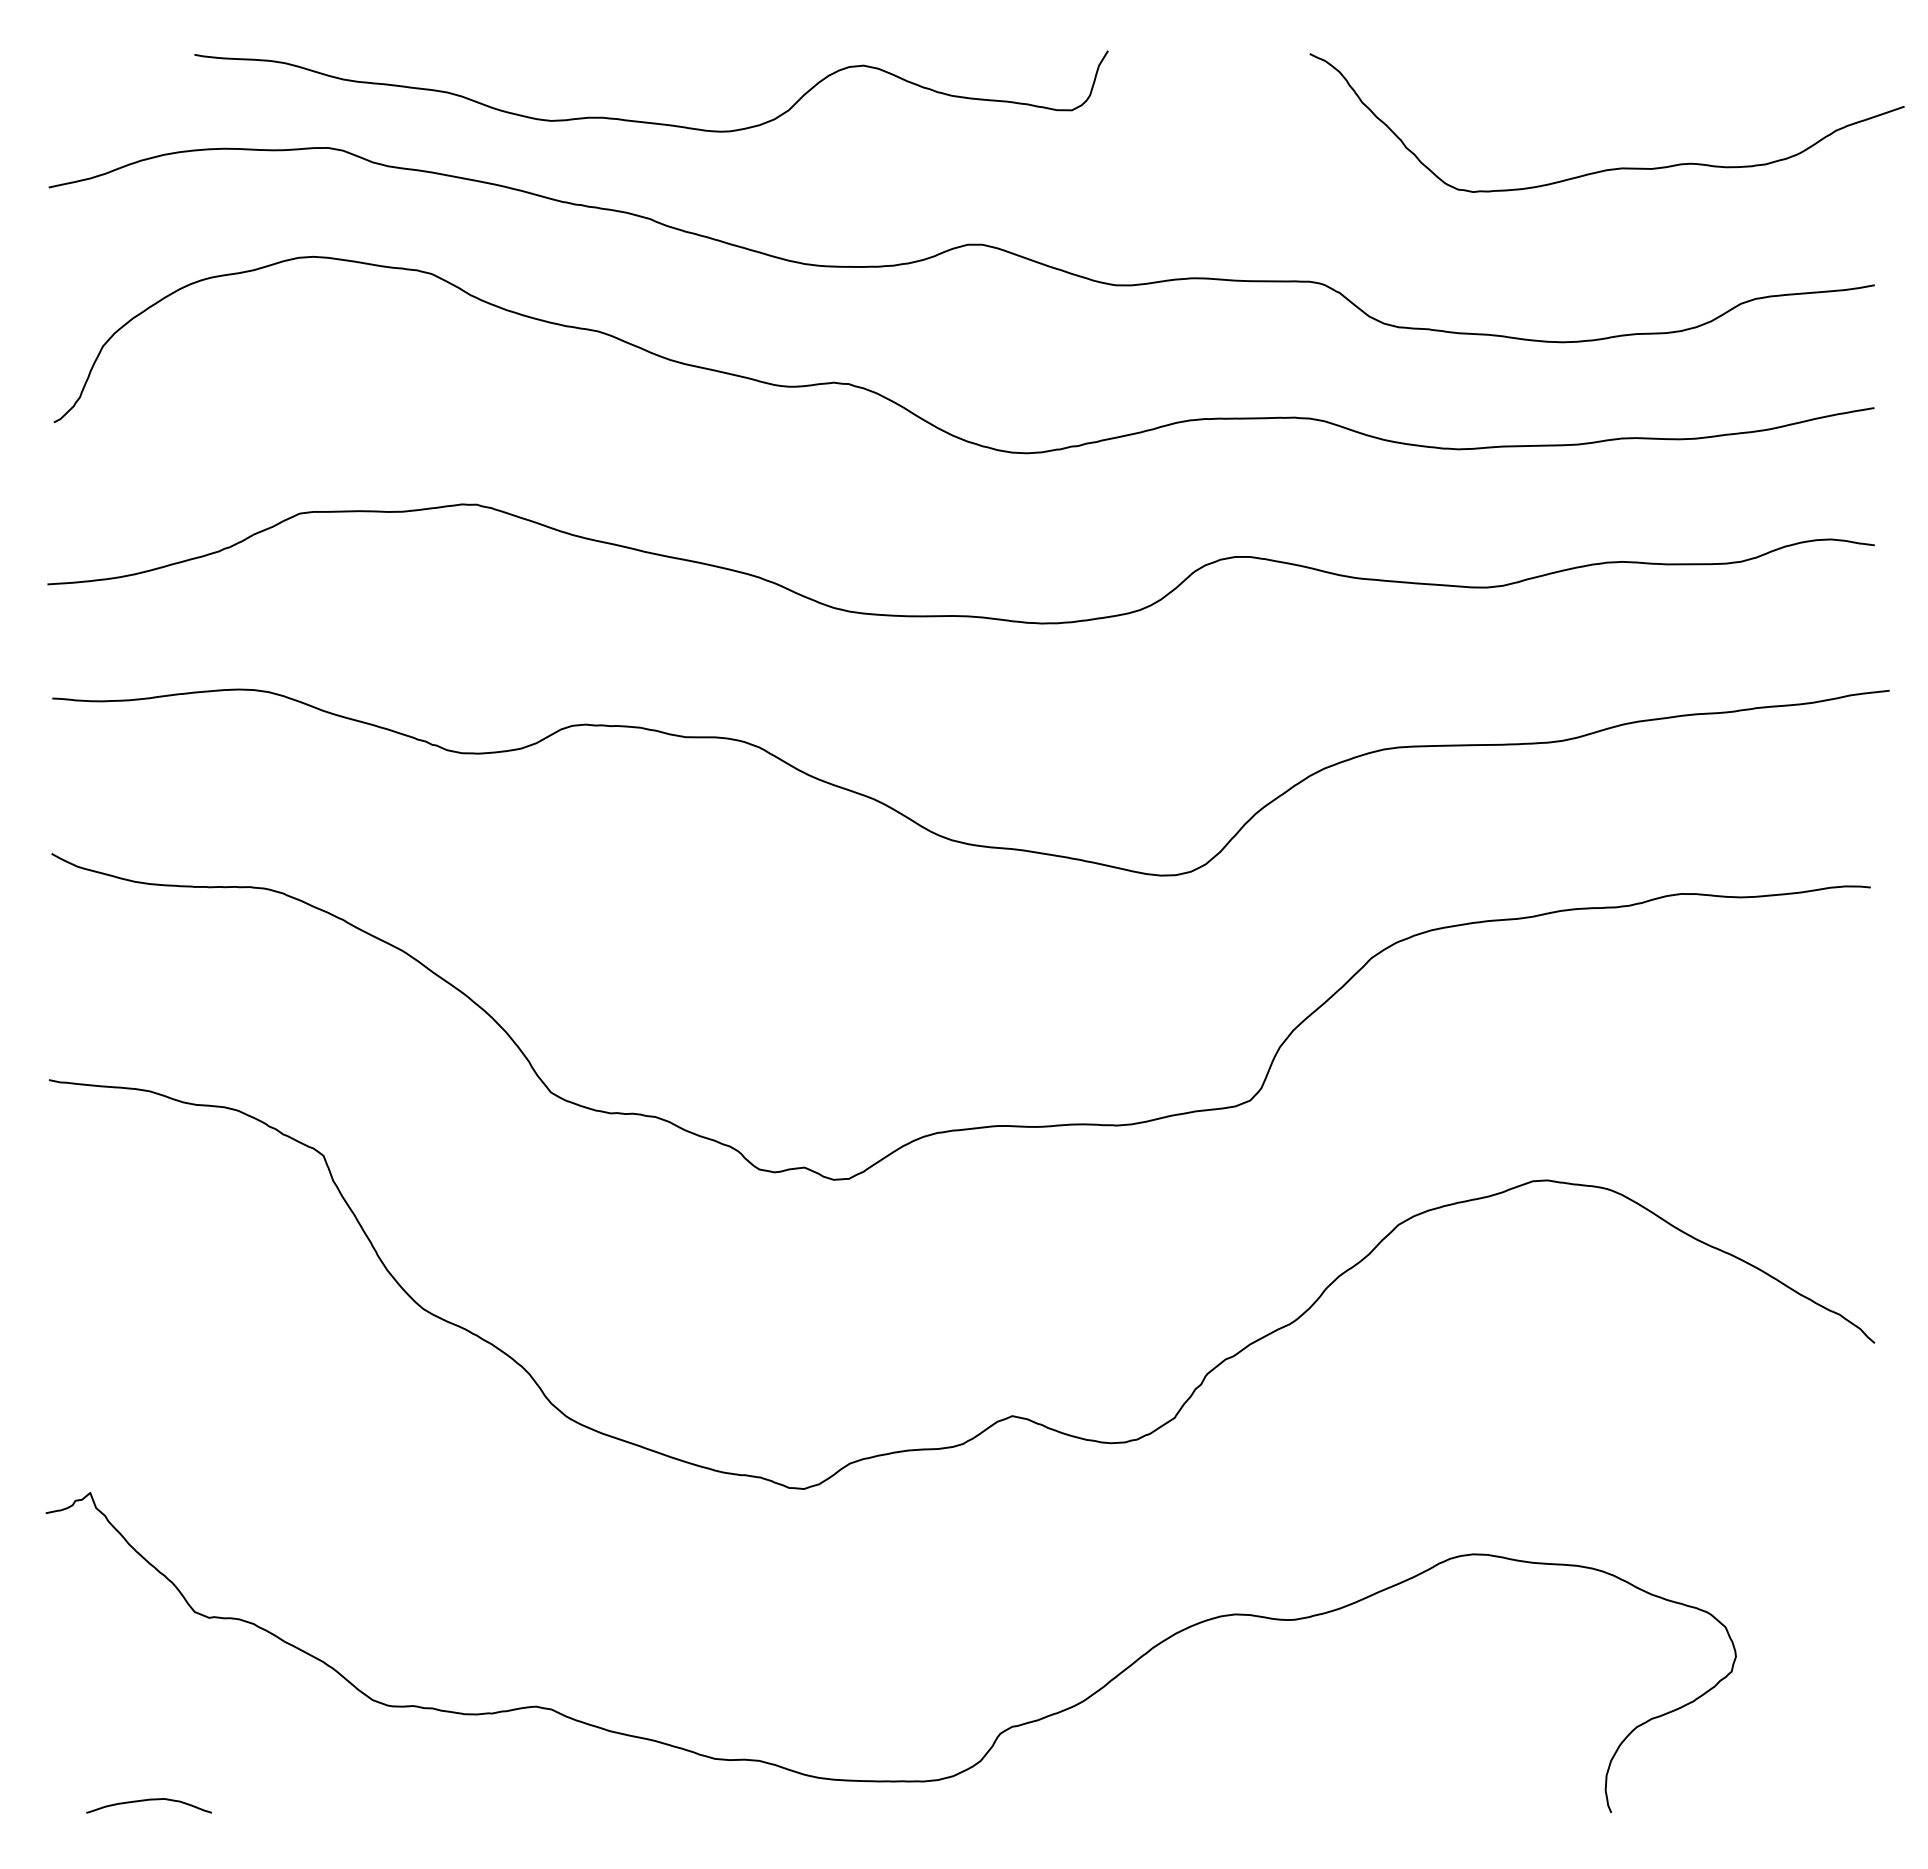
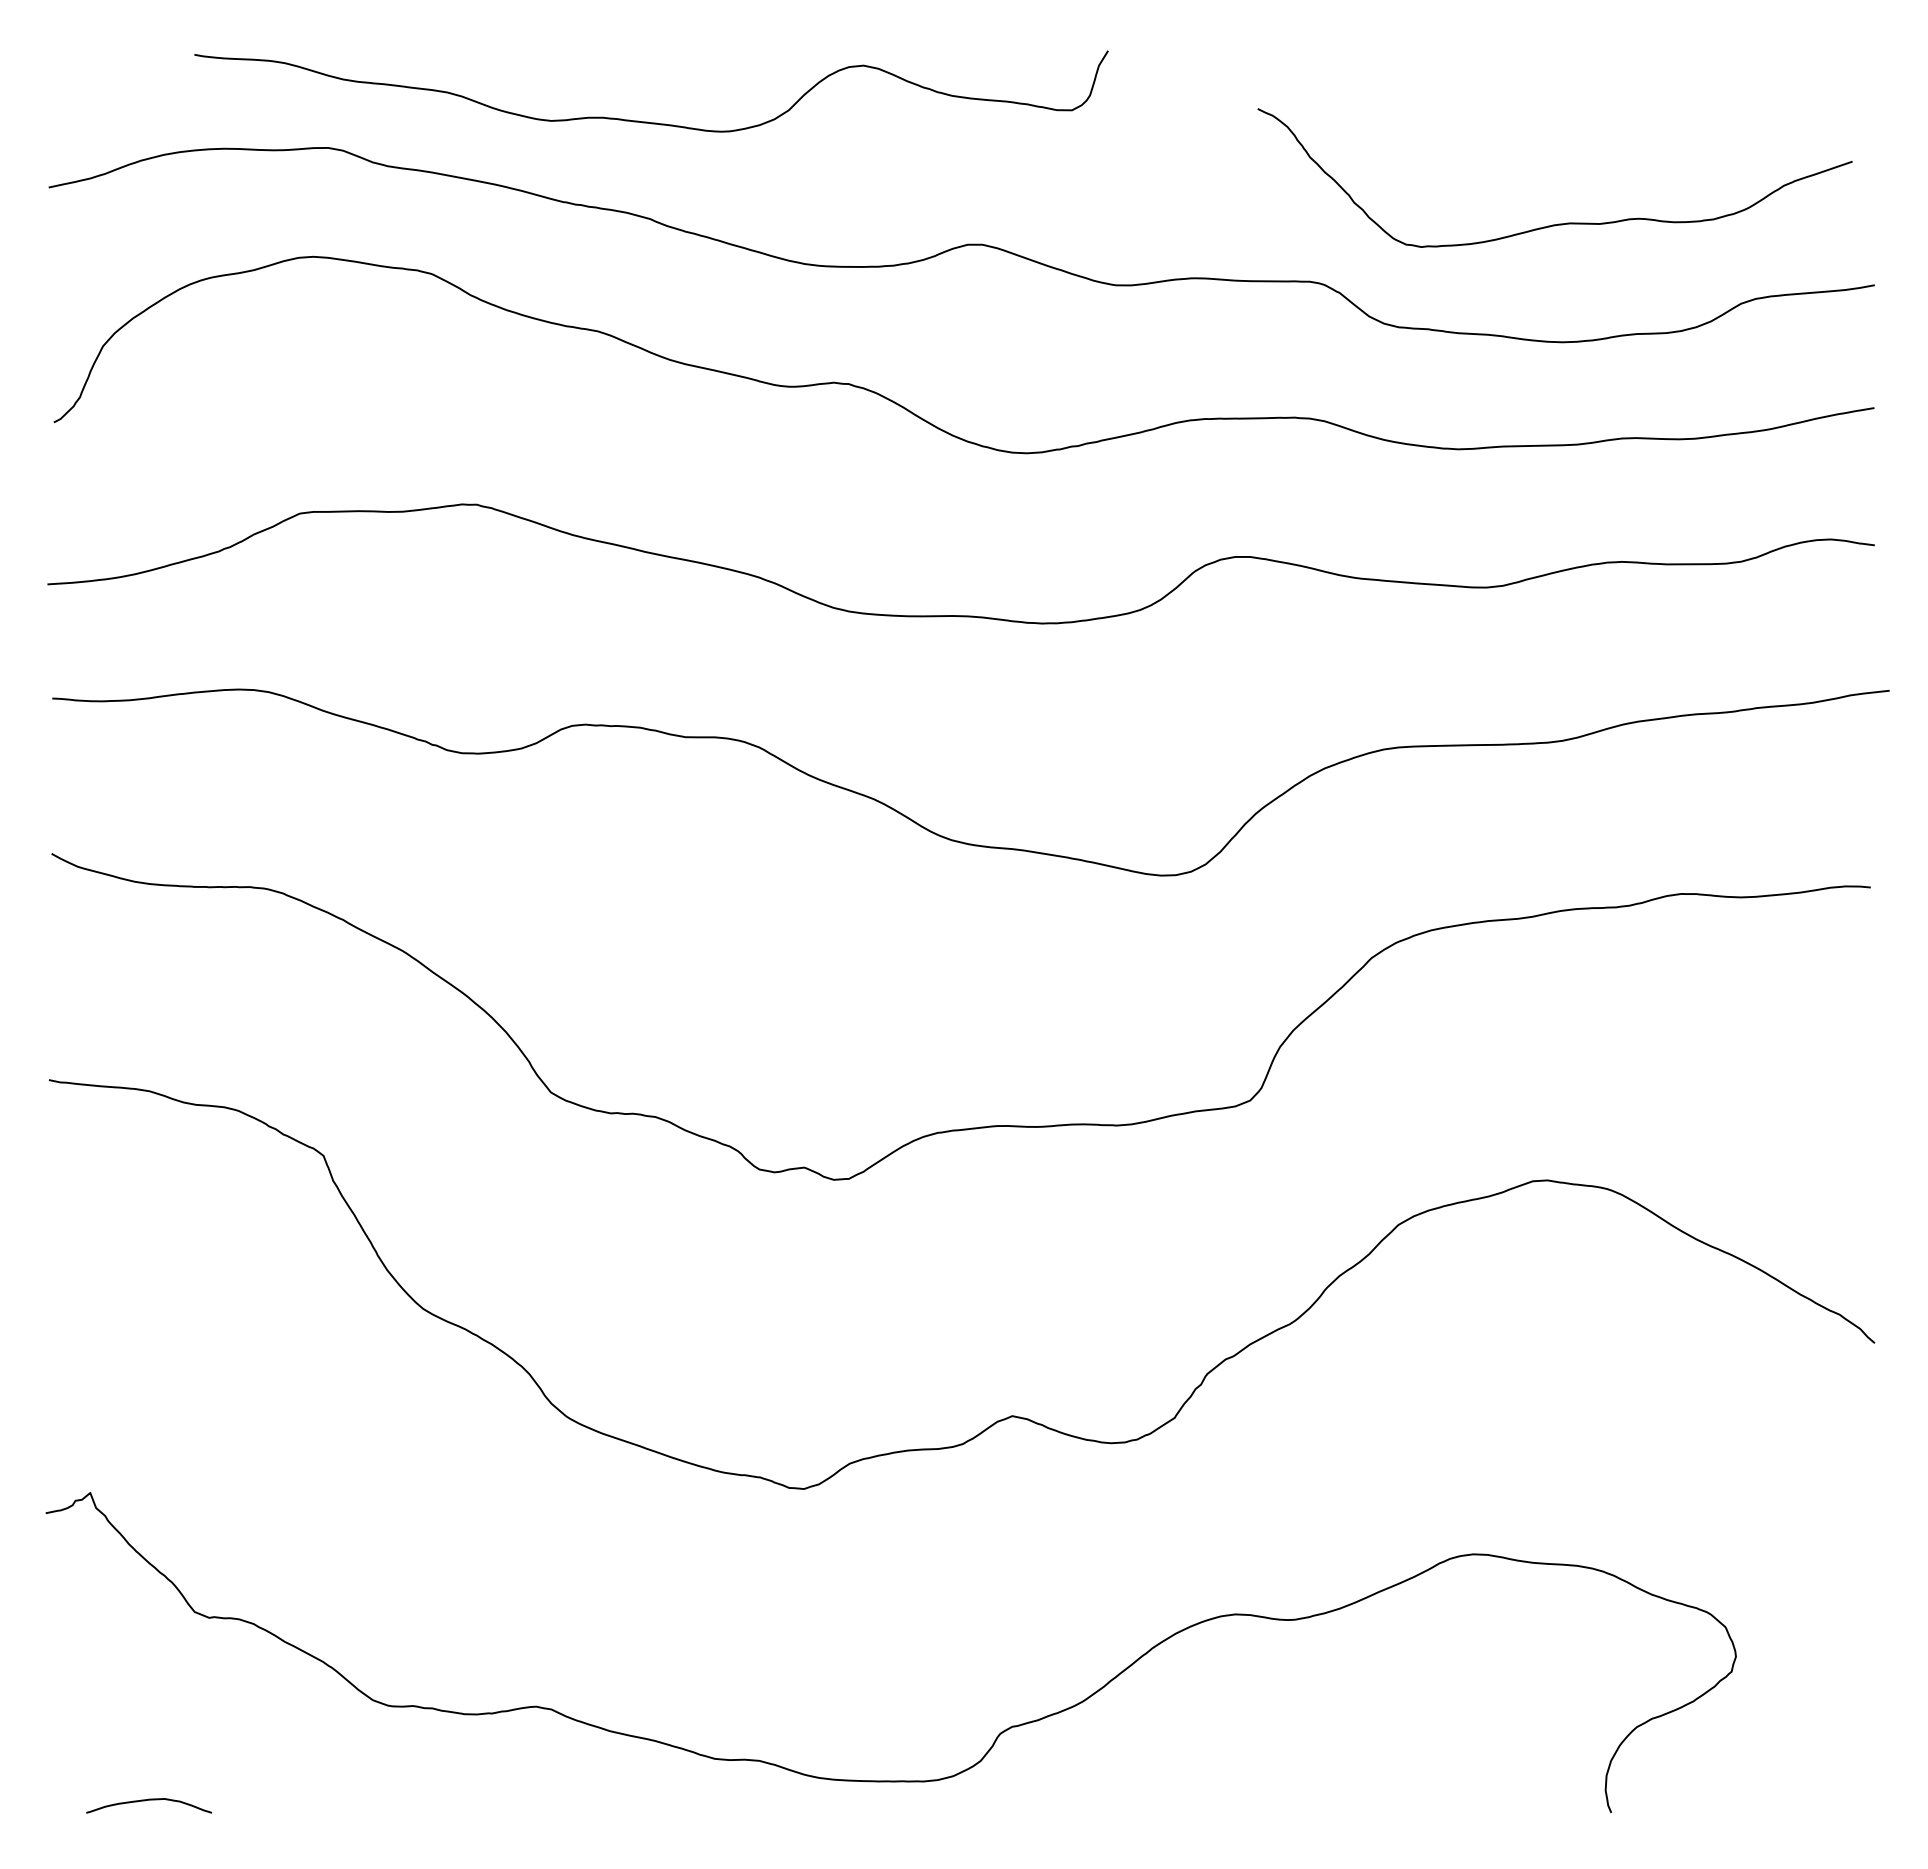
curve position: (1610, 168) -> (1558, 223) (1558, 223)
